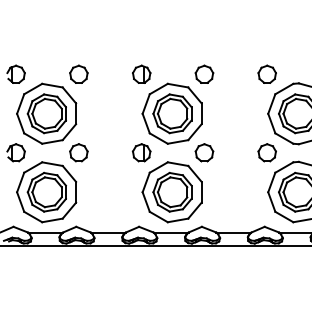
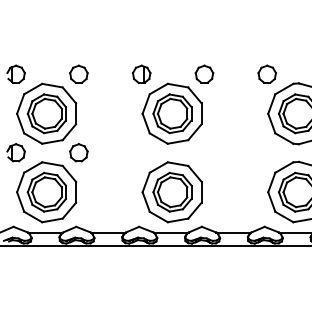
part: present -> none (141, 152)
part: present -> none (204, 152)
part: present -> none (266, 152)
